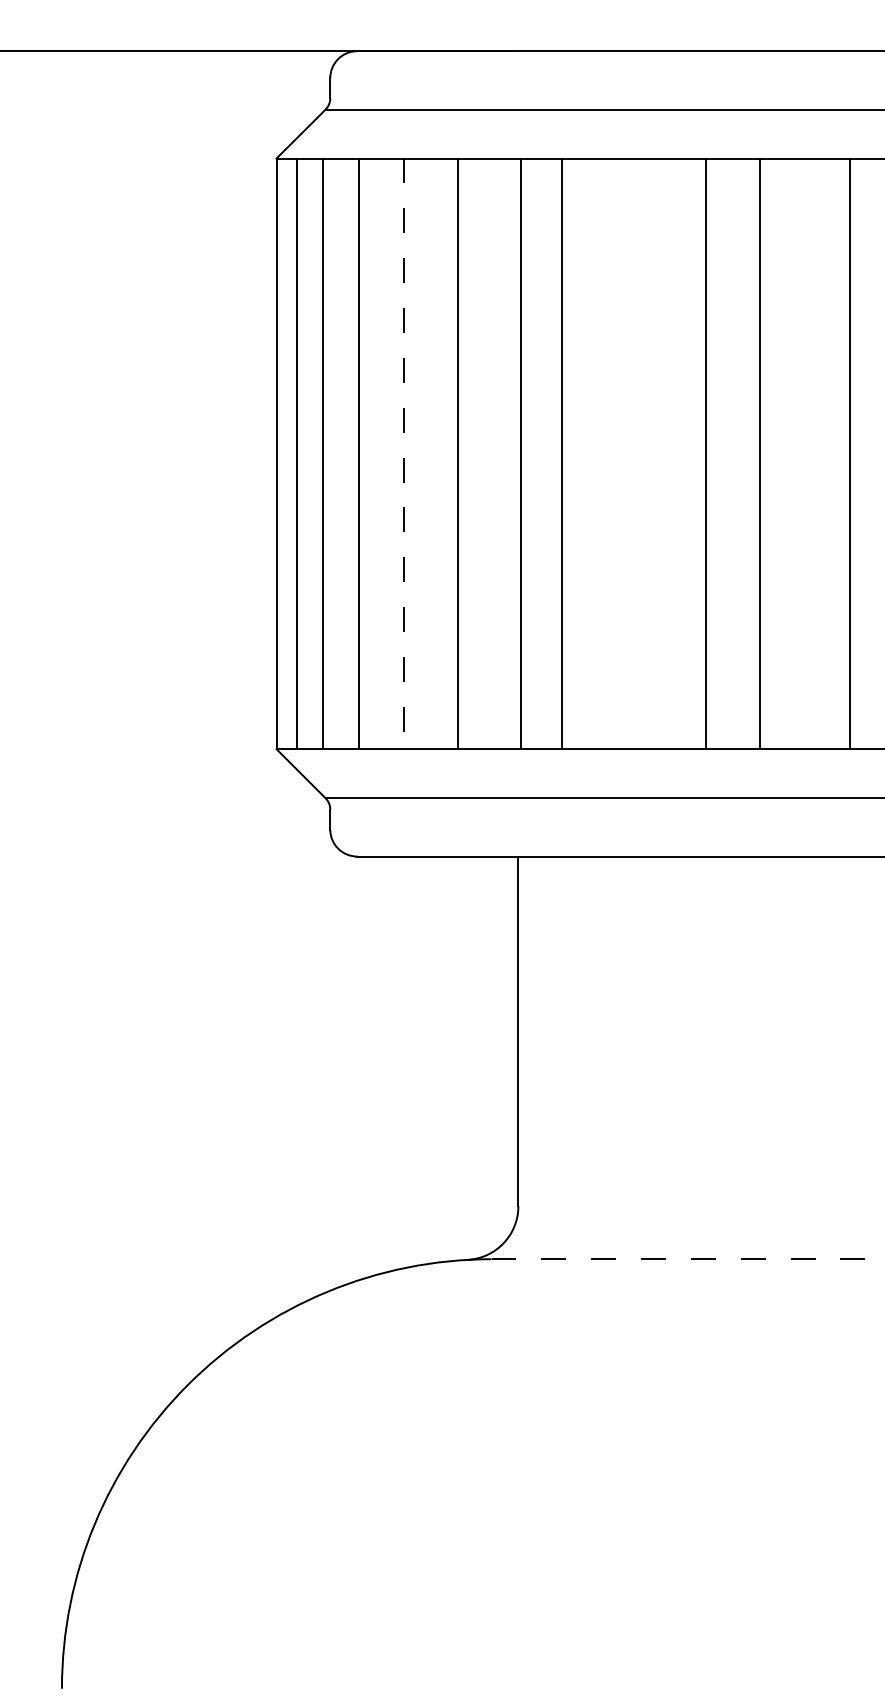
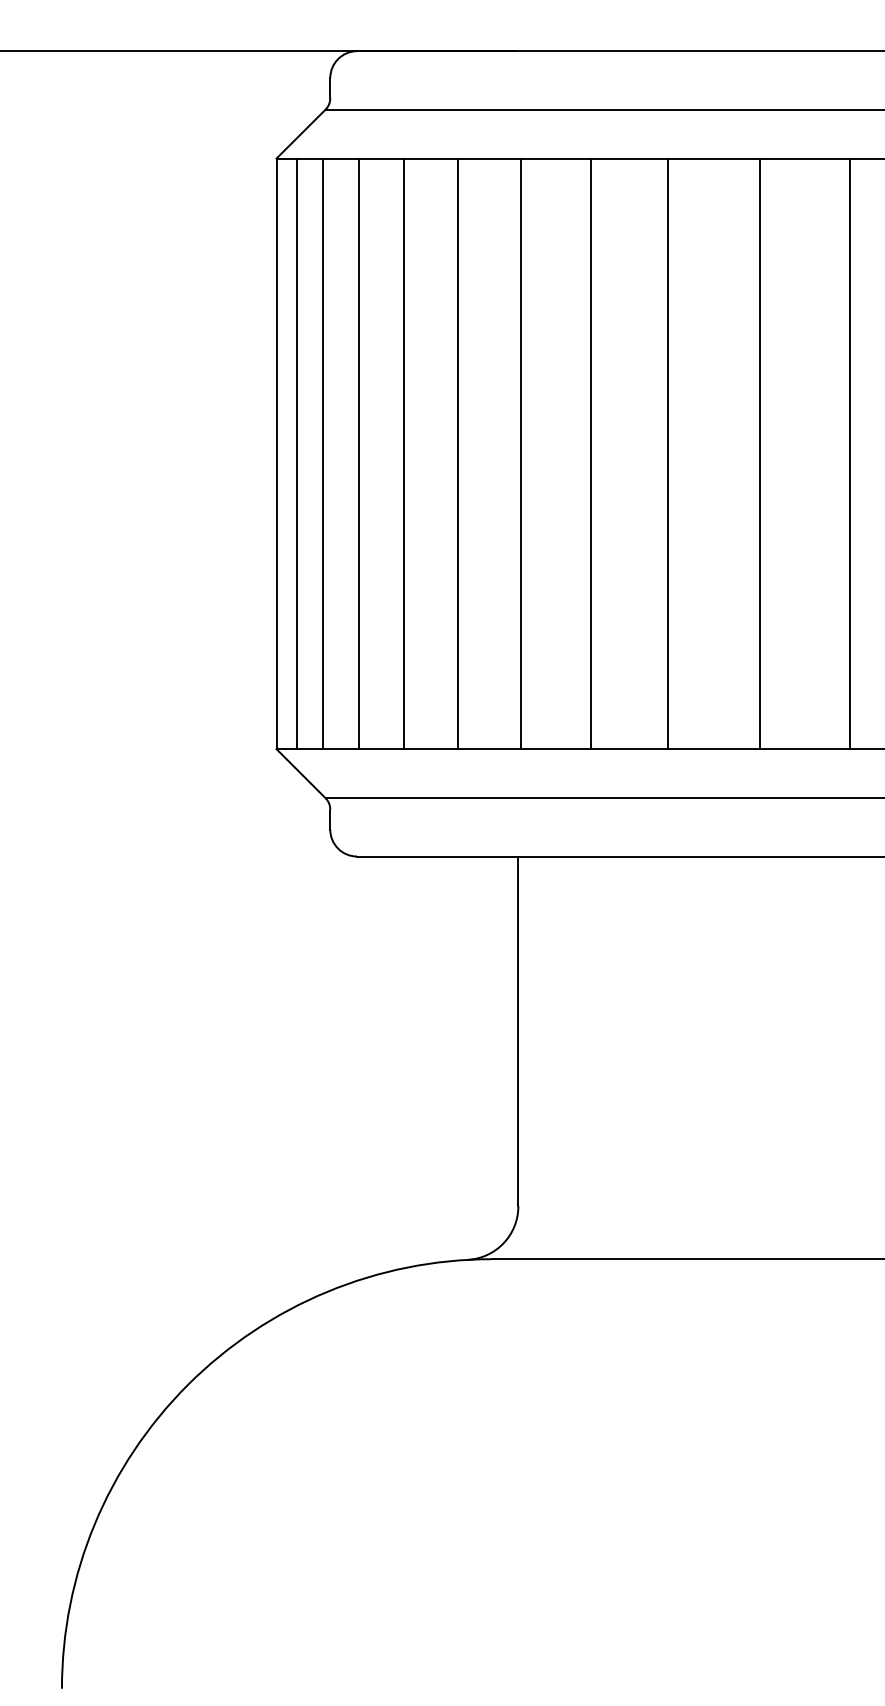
line position: (561, 453) -> (590, 453) (590, 453)
line position: (706, 453) -> (668, 453) (668, 453)
line: dashed -> solid (403, 454)
line: dashed -> solid (687, 1259)
